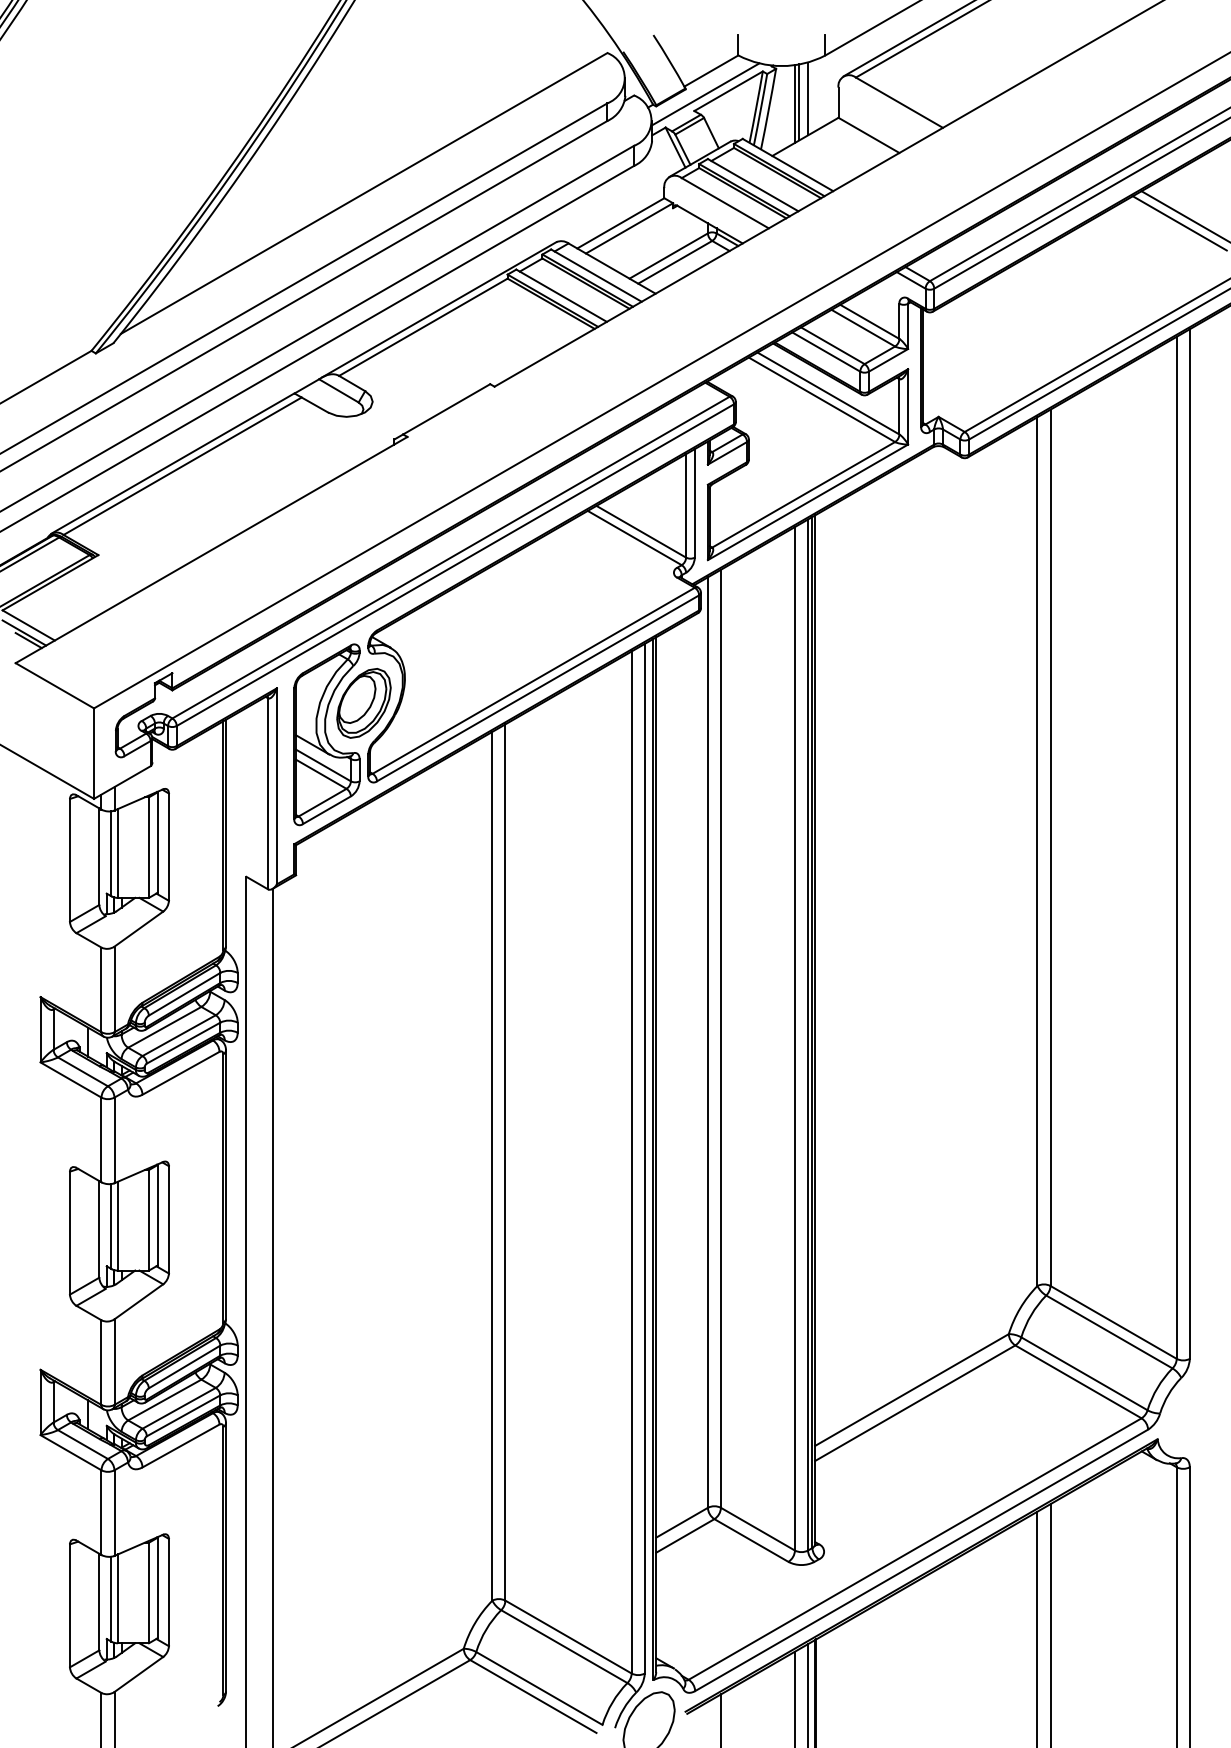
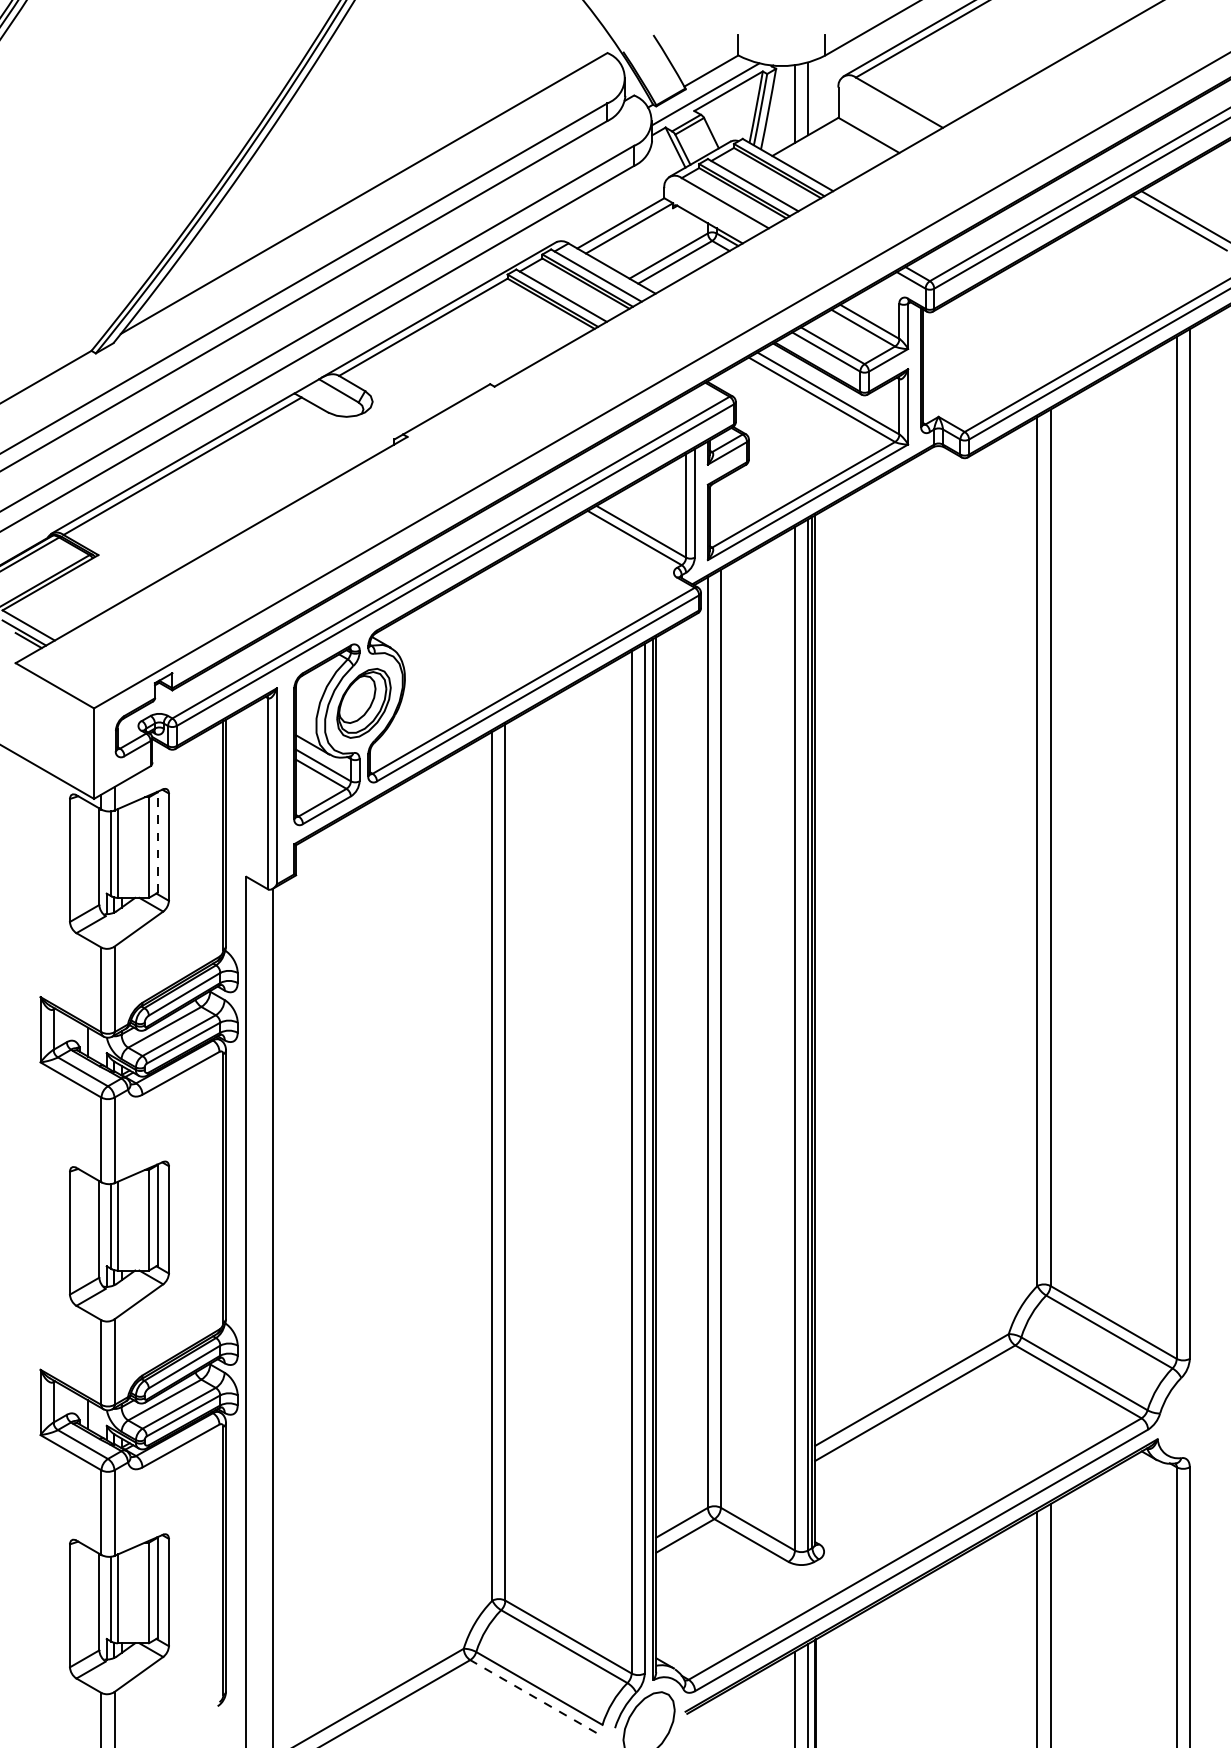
line: present -> none (799, 102)
line: solid -> dashed (157, 842)
line: solid -> dashed (533, 1696)
line: present -> none (720, 1719)
